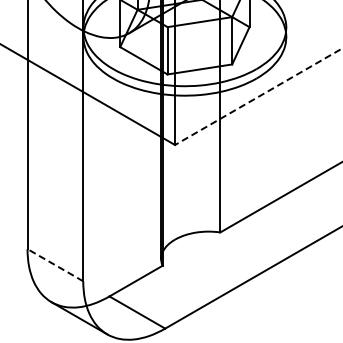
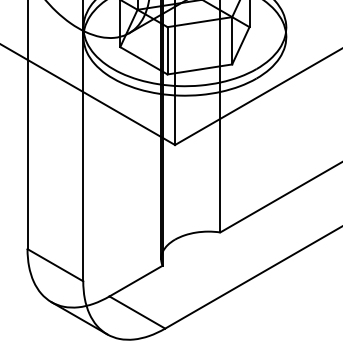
line: dashed -> solid (258, 96)
line: dashed -> solid (54, 264)
